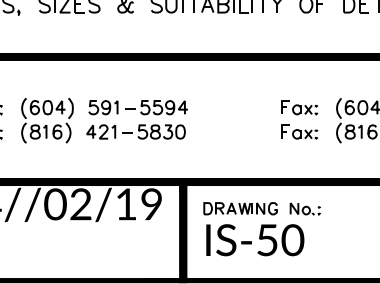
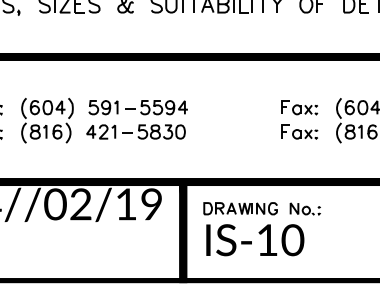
text: IS-50 -> IS-10 (267, 240)
